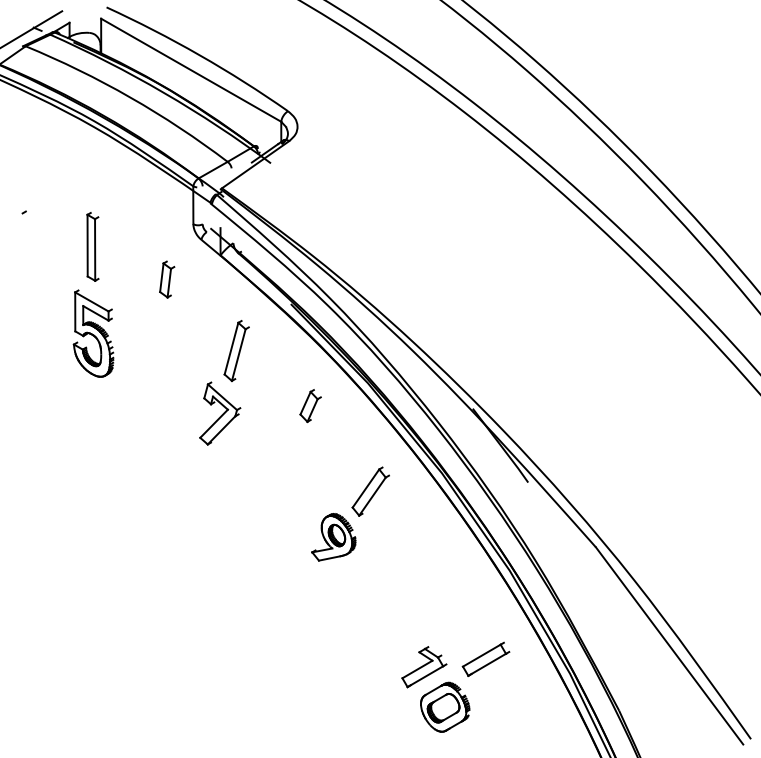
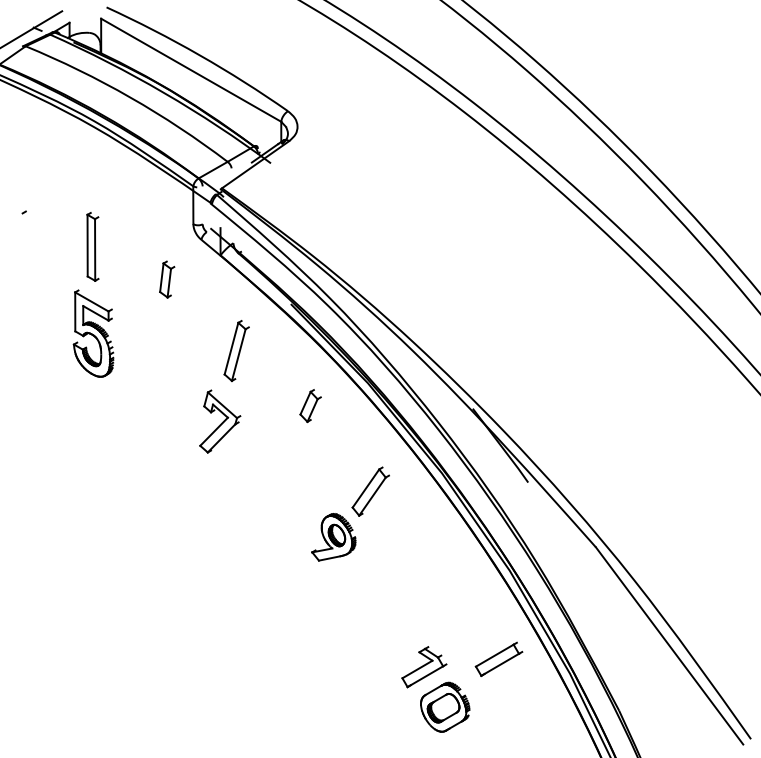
part position: (220, 413) -> (220, 421) (220, 421)
part position: (485, 658) -> (498, 658) (498, 658)
